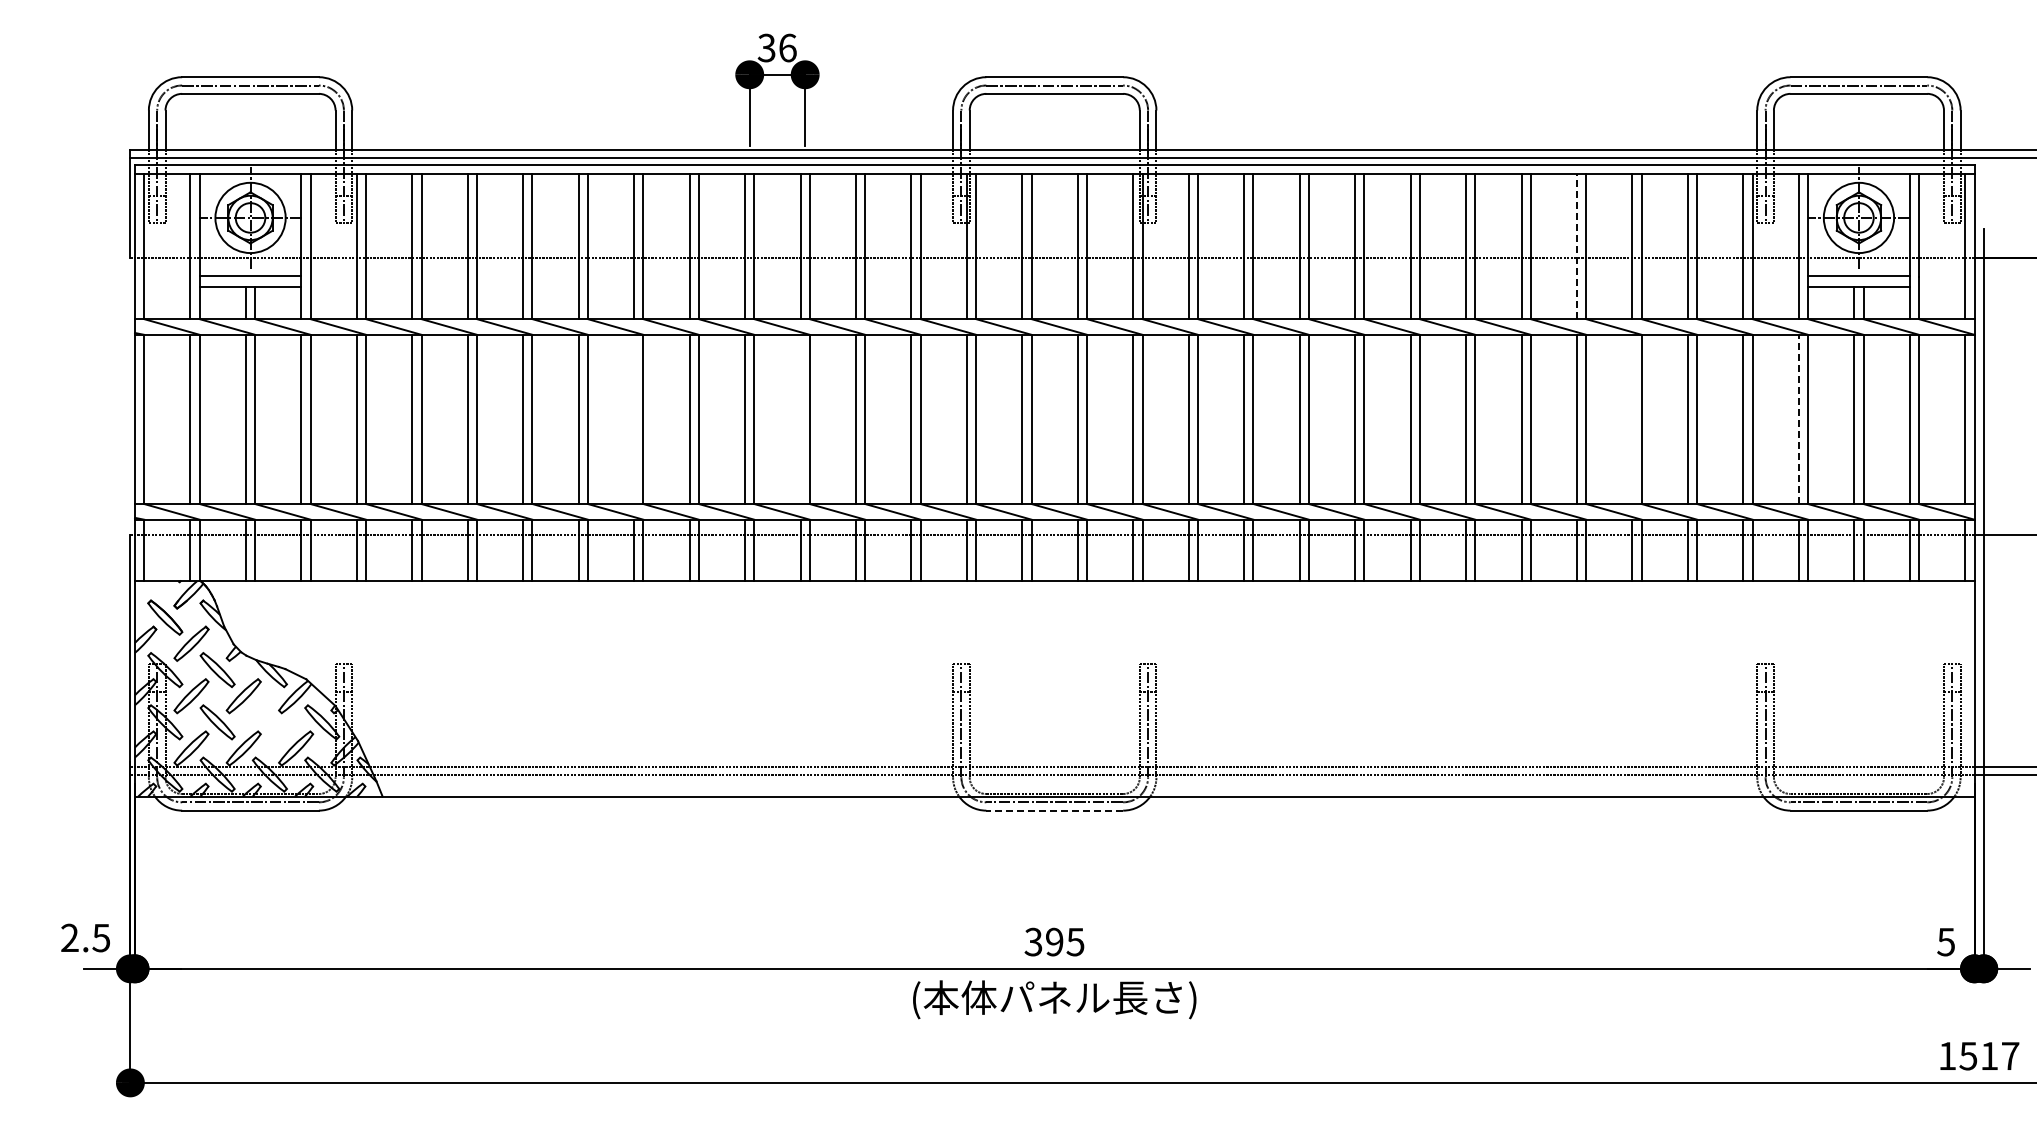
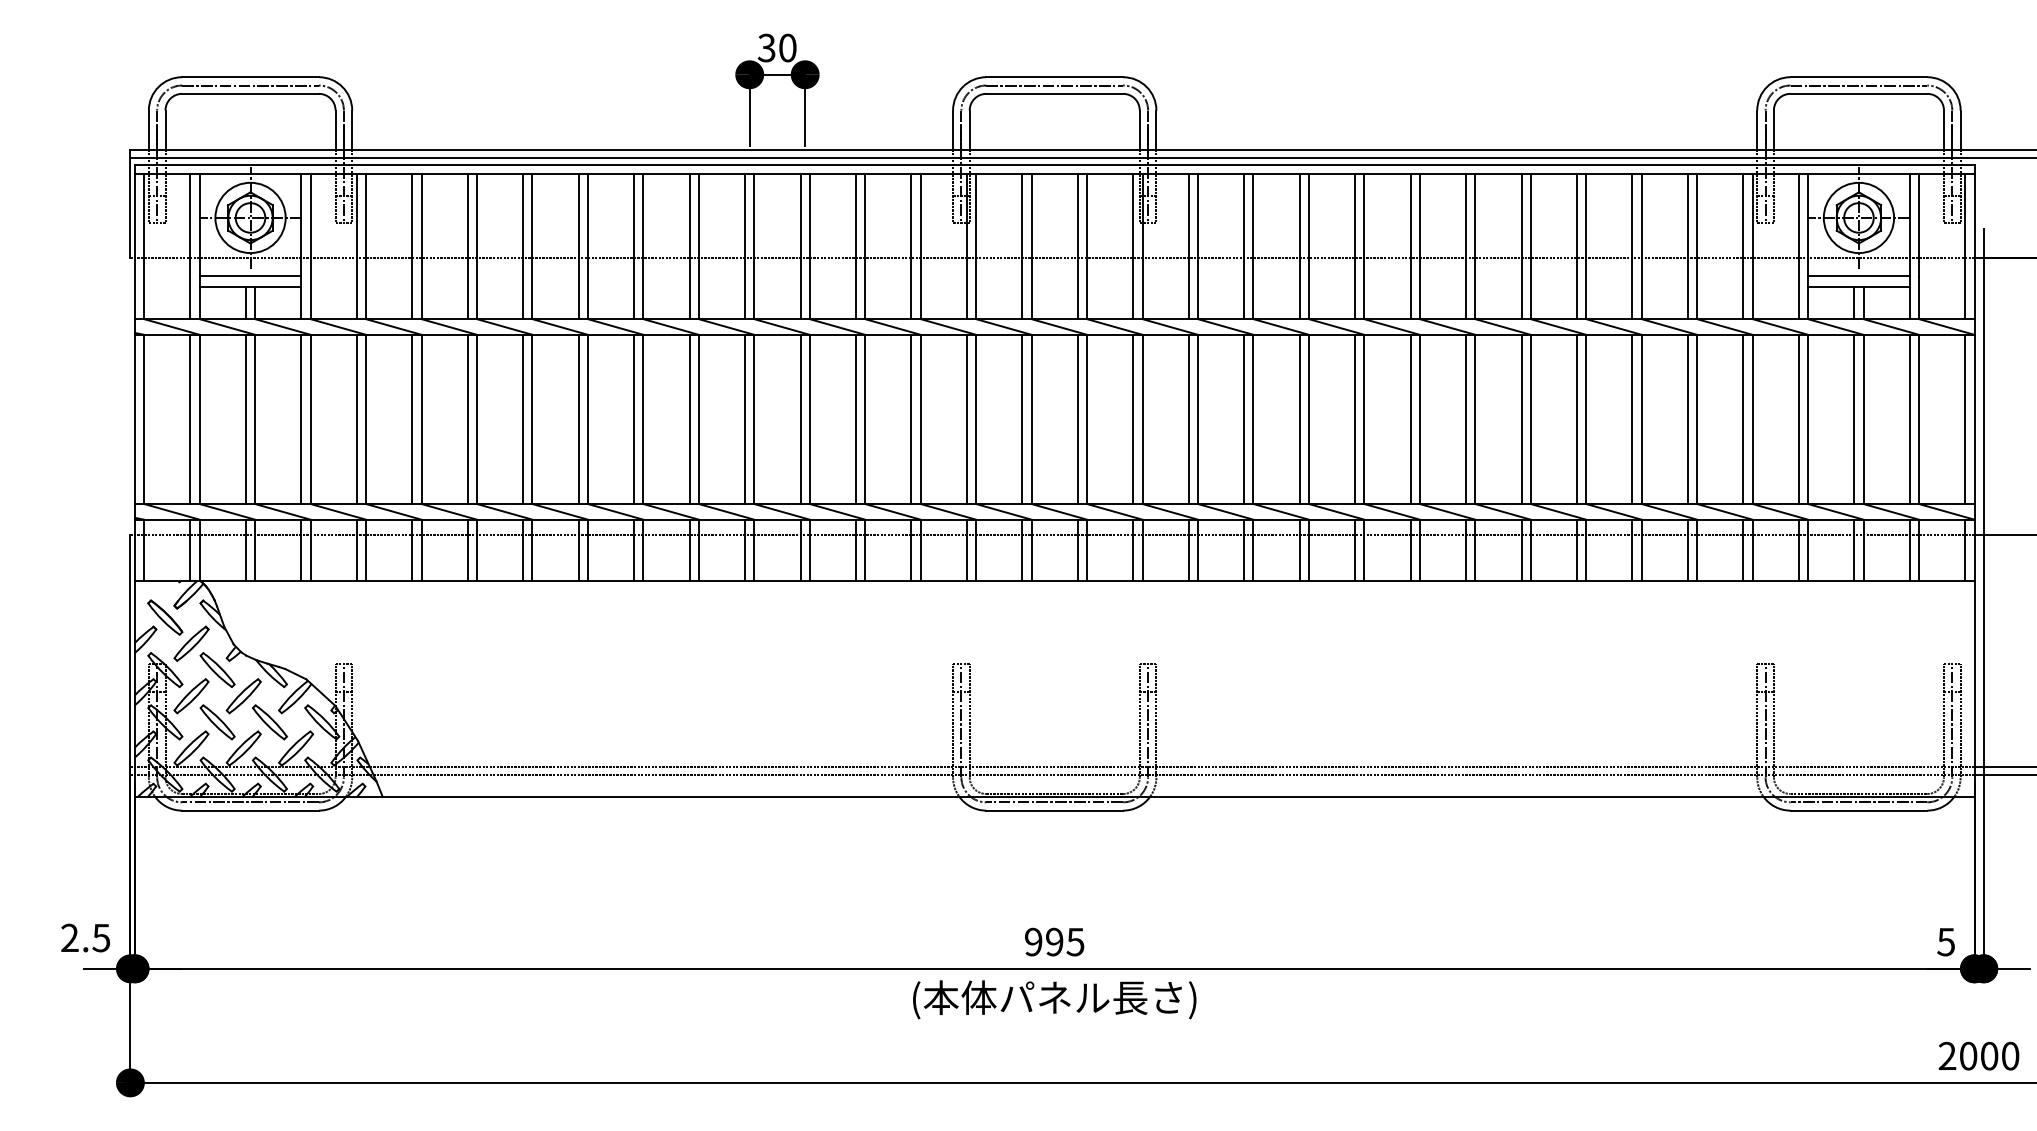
text: 36 -> 30 (787, 47)
line: dashed -> solid (1577, 246)
line: none -> present (634, 419)
line: none -> present (800, 419)
line: none -> present (1632, 419)
line: dashed -> solid (1798, 419)
part: none -> present (269, 722)
line: dashed -> solid (1054, 810)
text: 395 -> 995 (1033, 942)
text: 1517 -> 2000 (1978, 1055)
